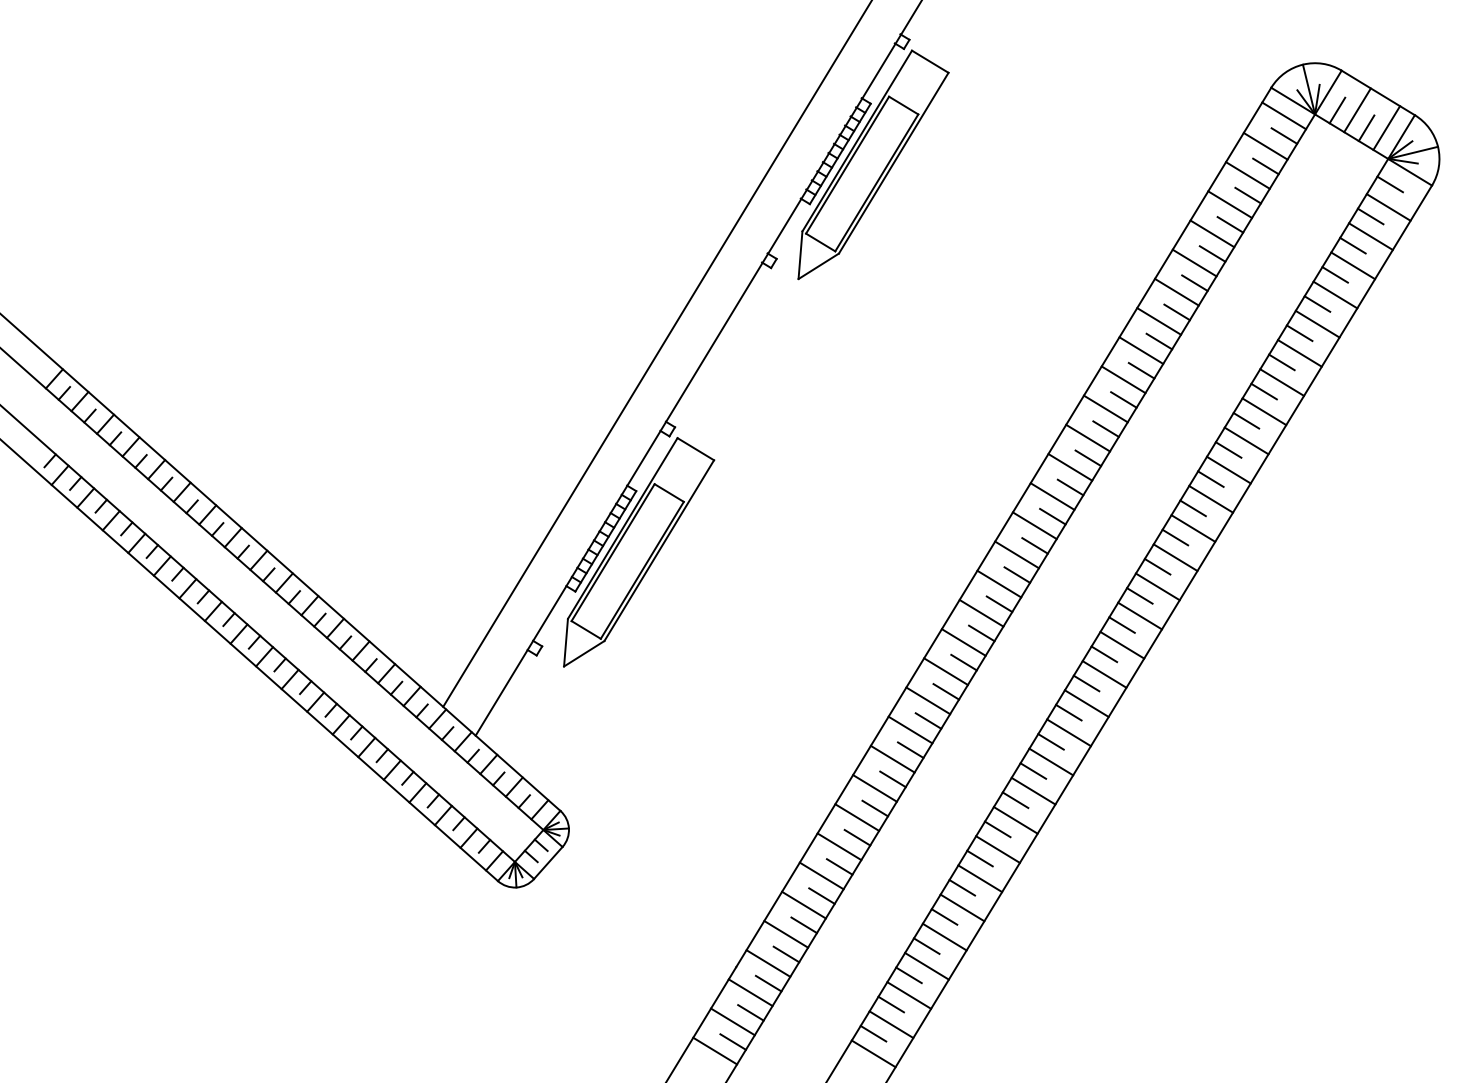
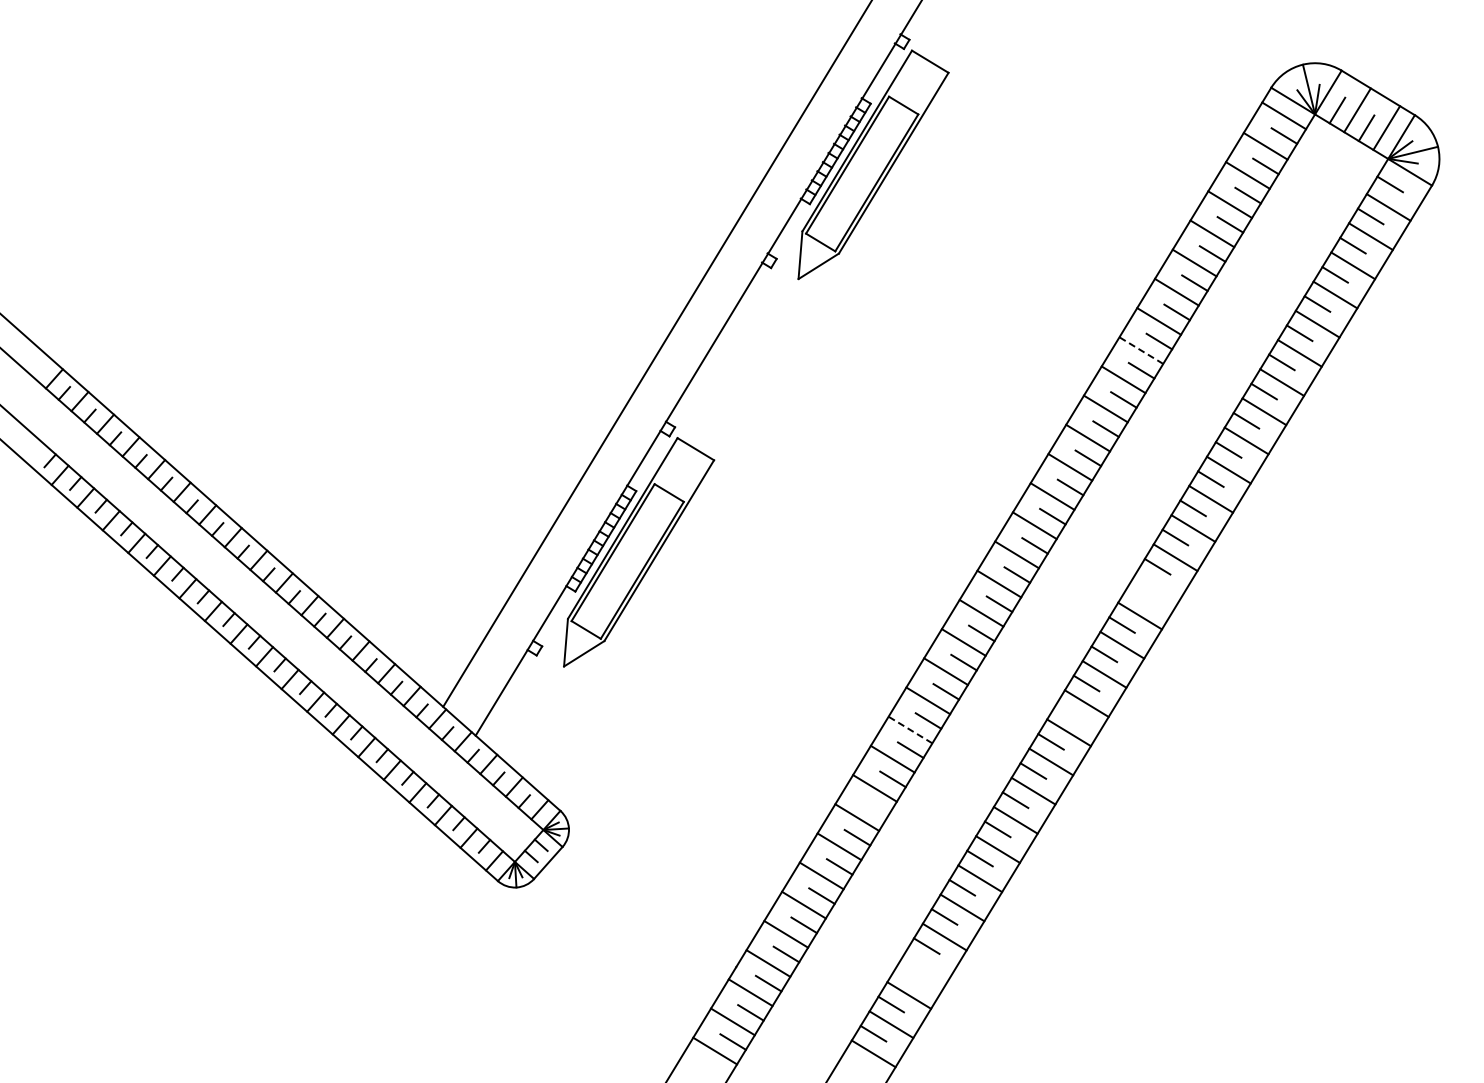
line: solid -> dashed (1141, 350)
line: present -> none (1157, 586)
line: present -> none (1139, 595)
line: present -> none (1068, 712)
line: solid -> dashed (910, 730)
line: present -> none (875, 808)
line: present -> none (926, 965)
line: present -> none (908, 975)
